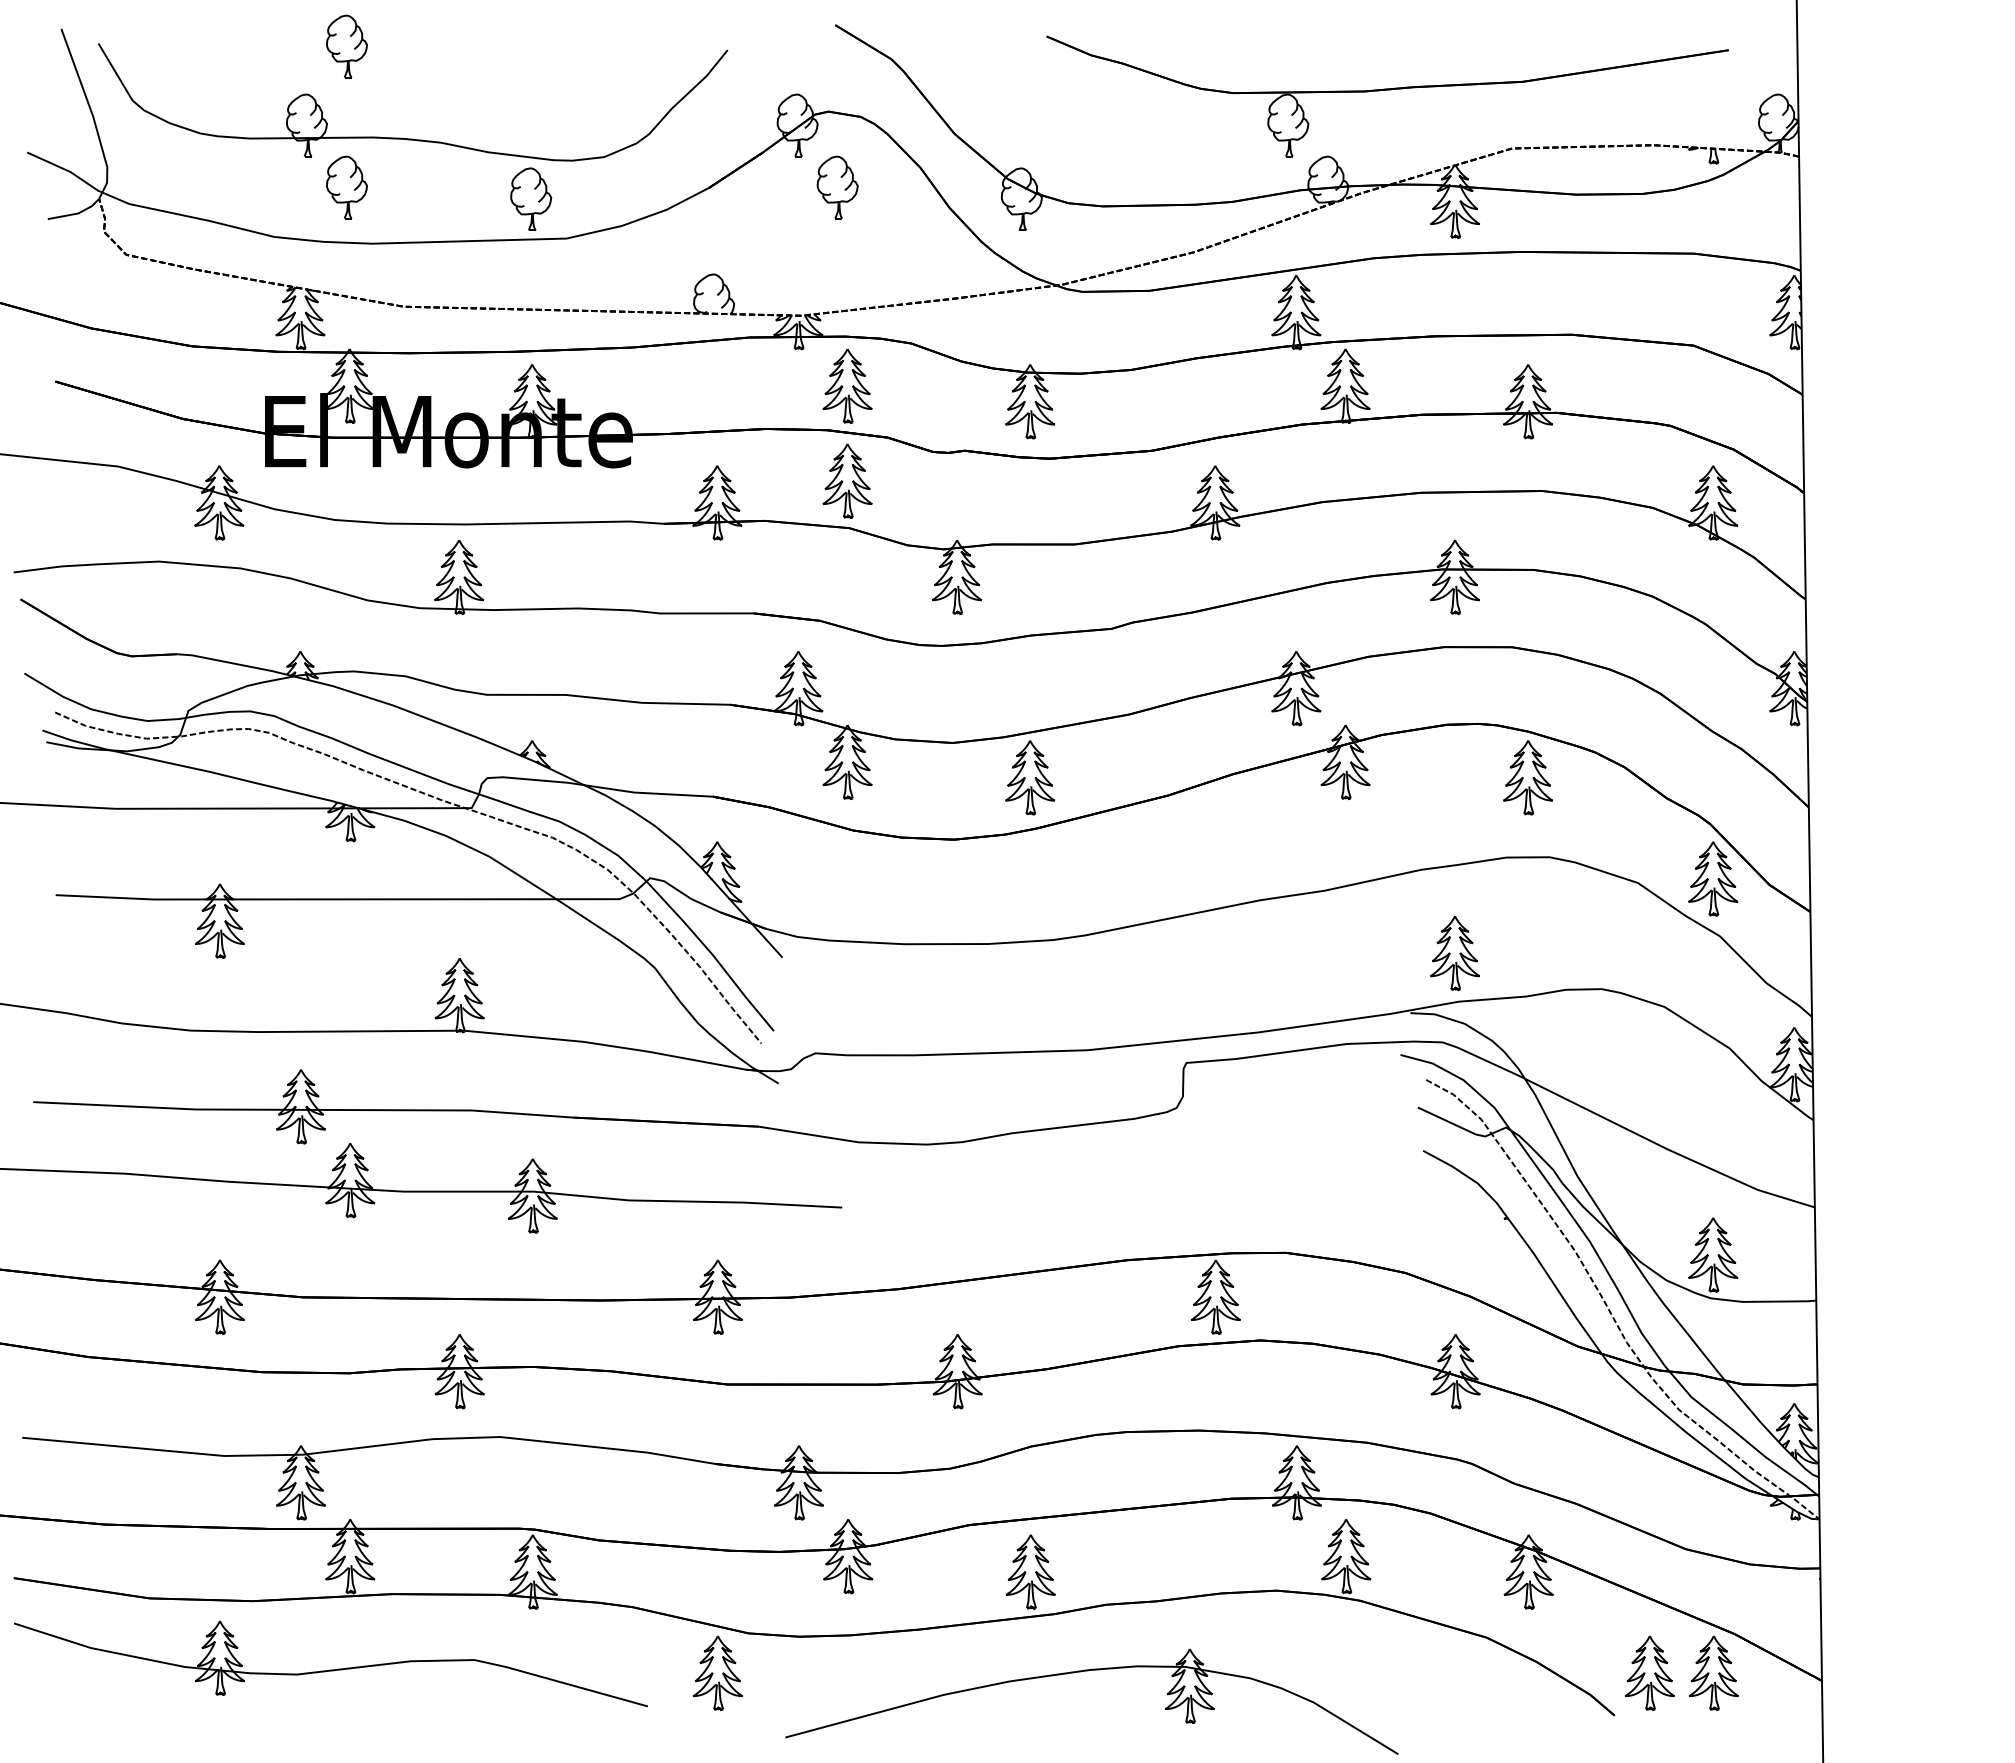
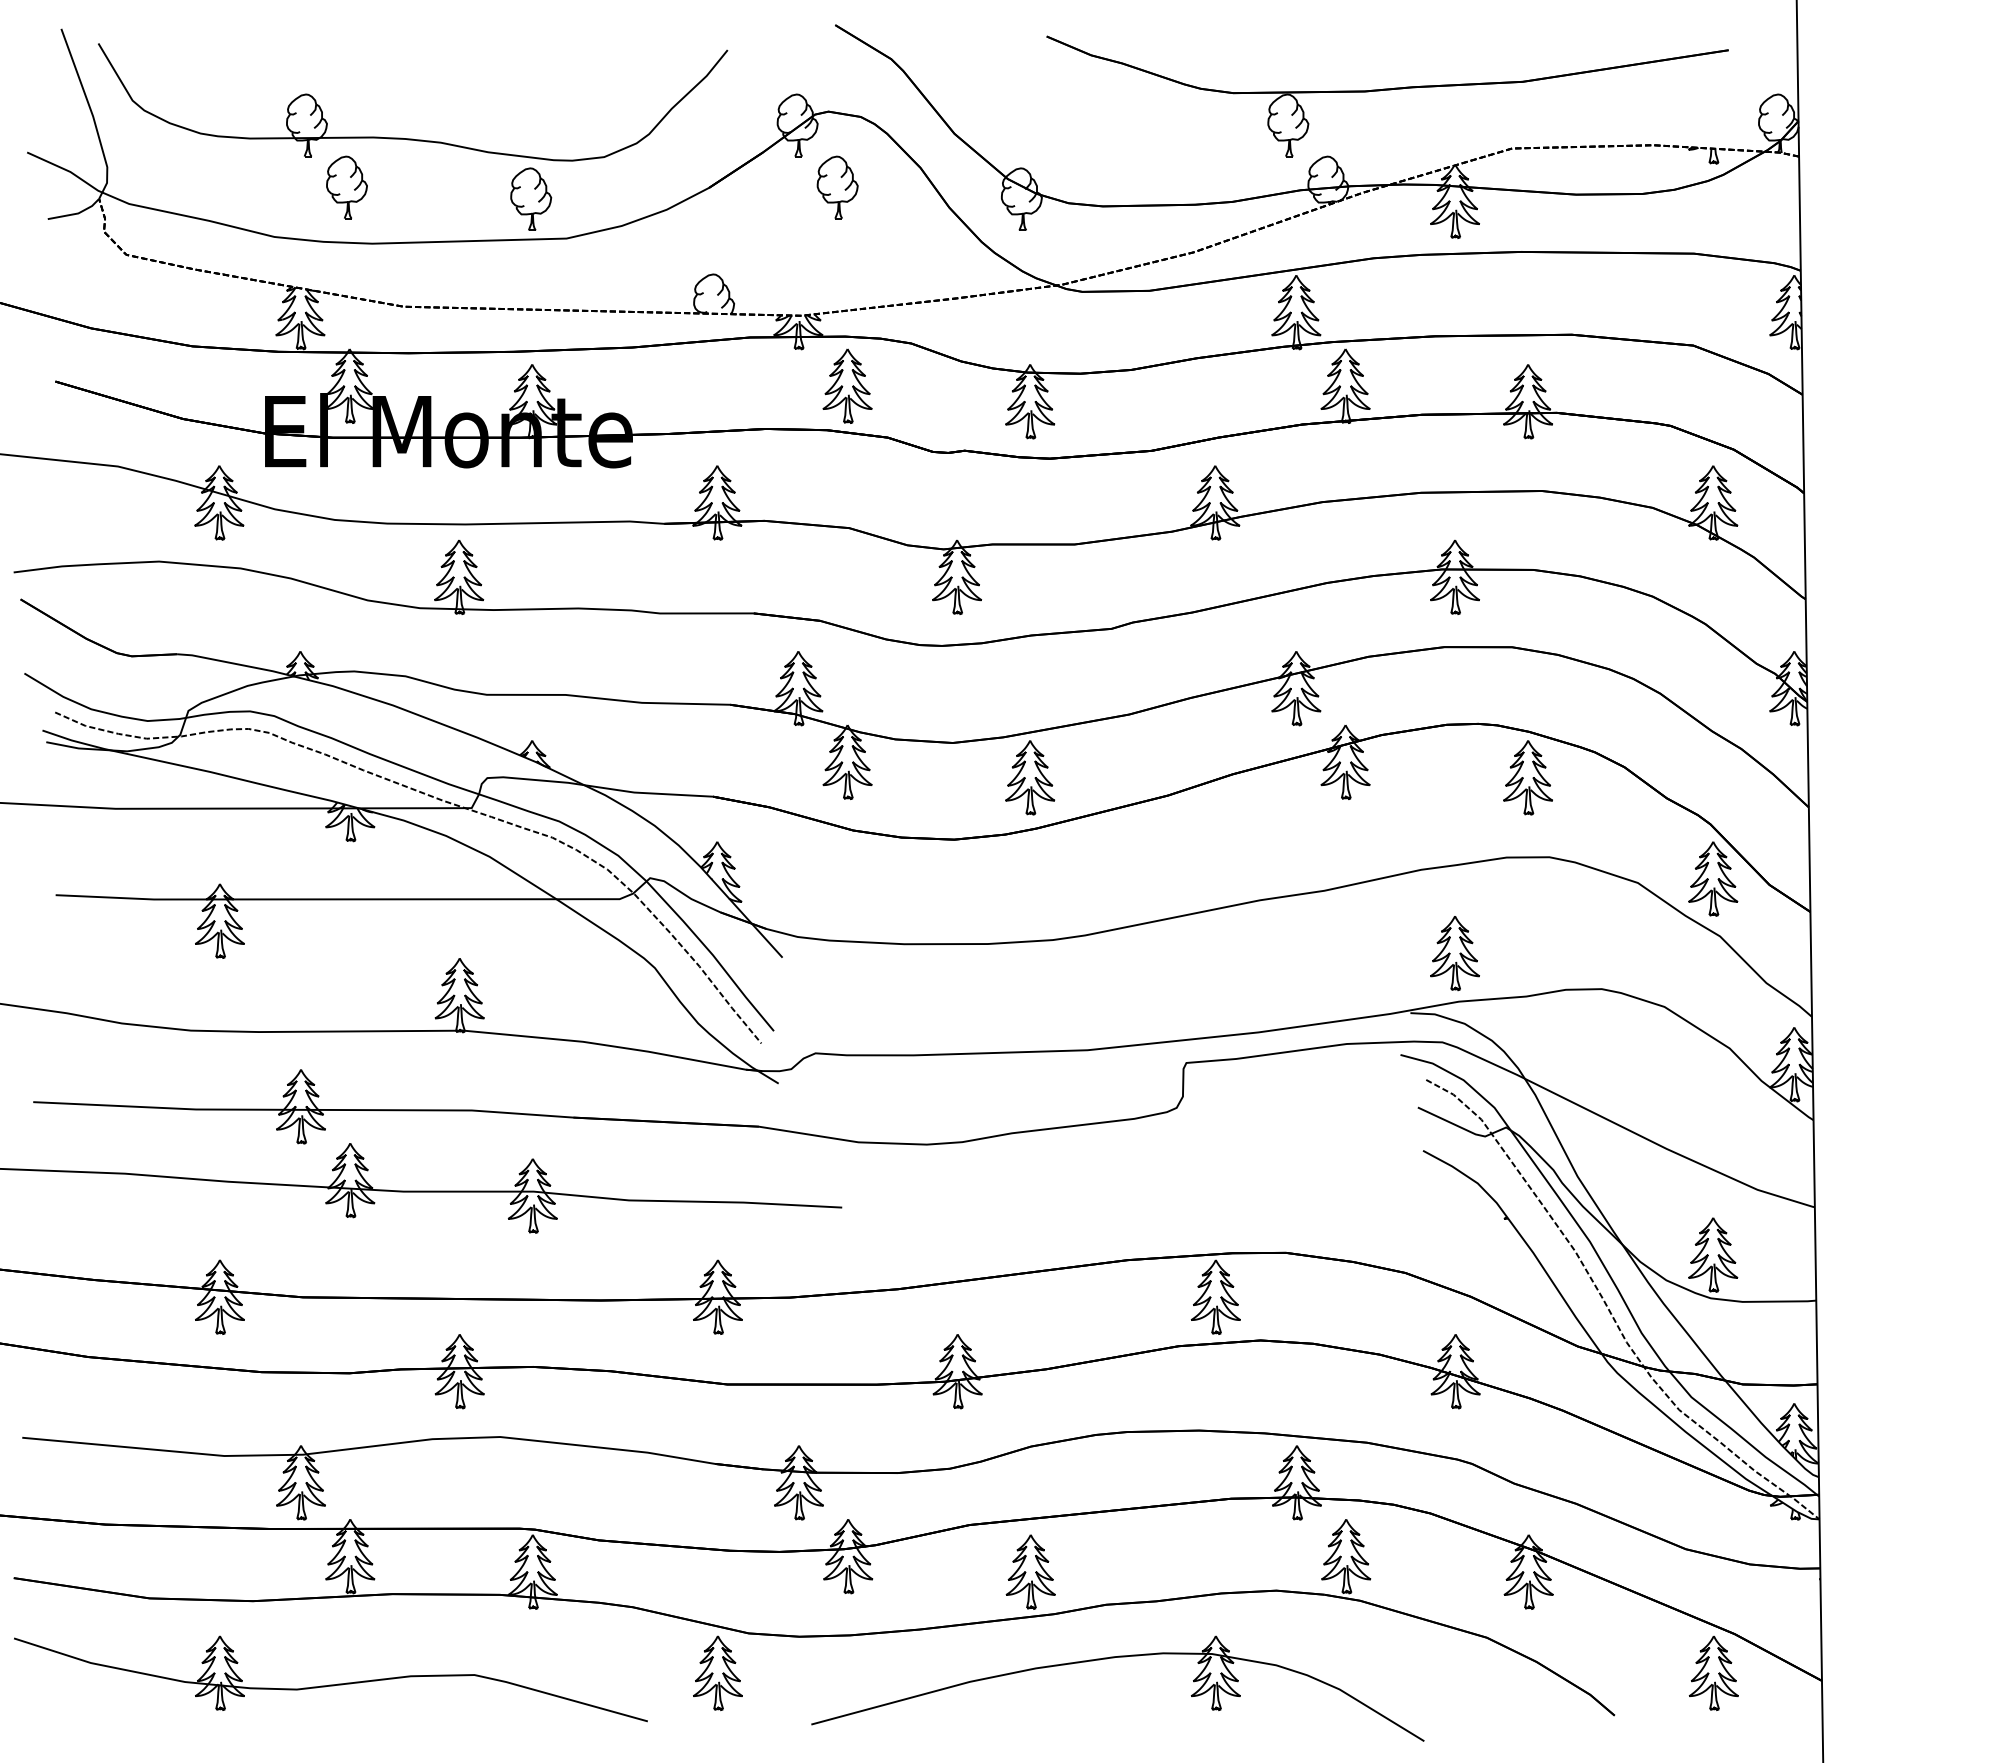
part: present -> none (346, 46)
part: present -> none (847, 480)
part position: (330, 1663) -> (330, 1678) (330, 1678)
part position: (1088, 1671) -> (1114, 1658) (1114, 1658)
part: present -> none (1649, 1672)
